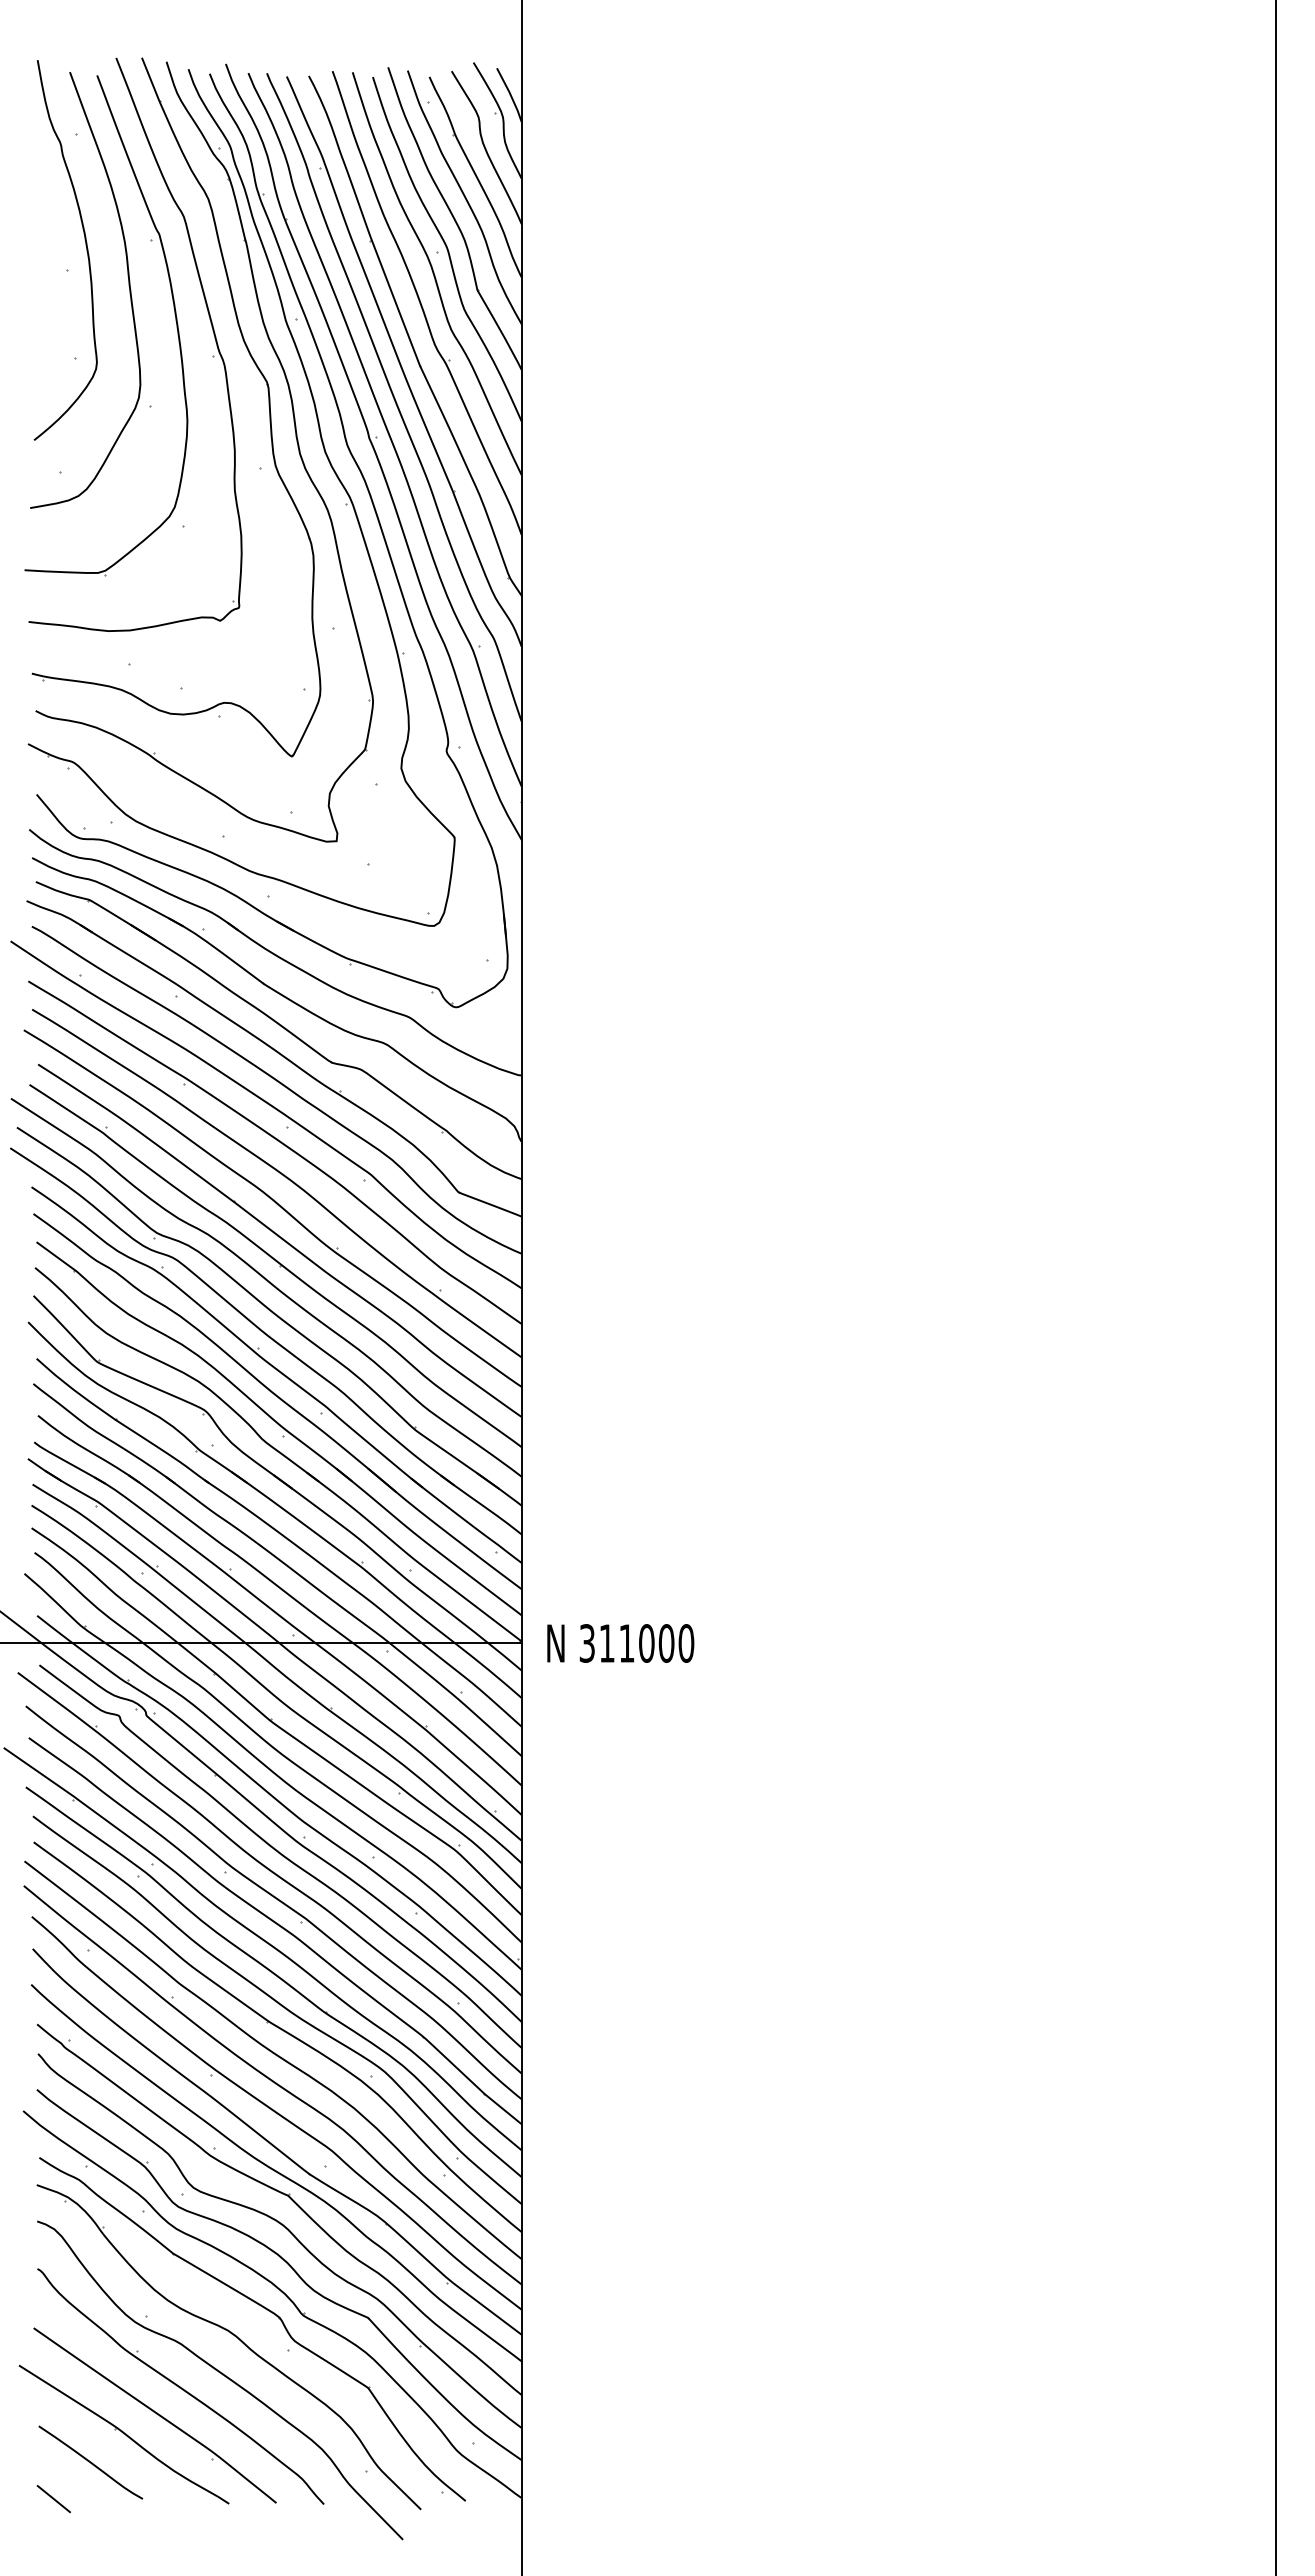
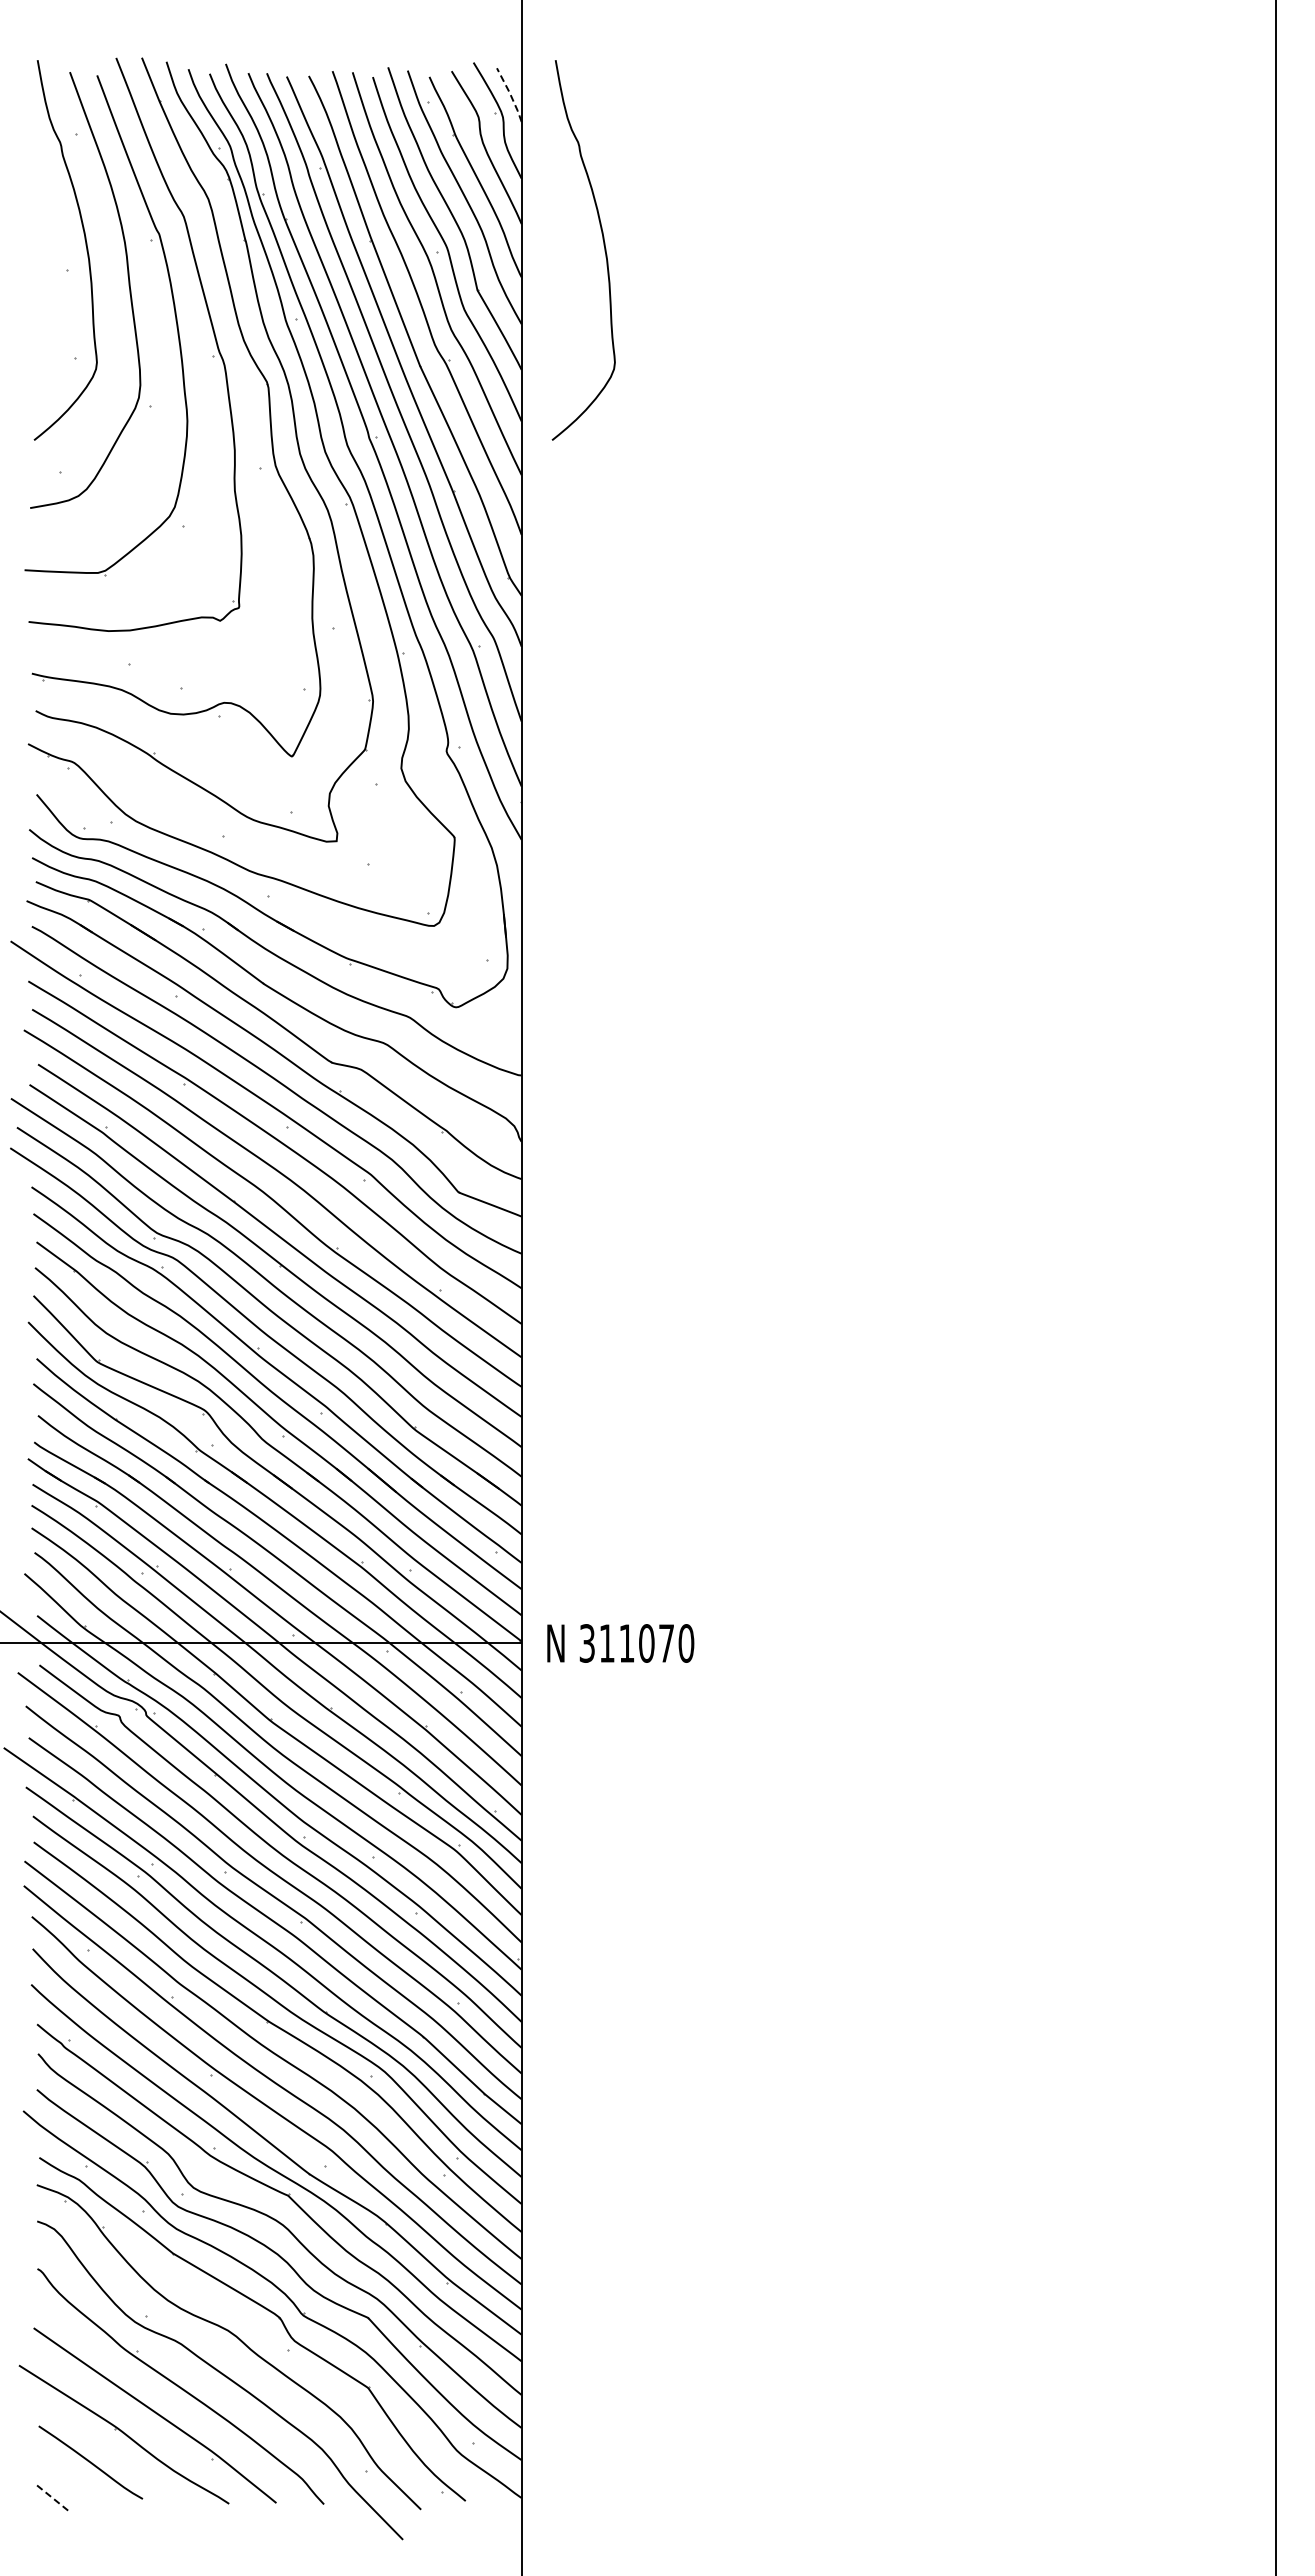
line: solid -> dashed (510, 94)
curve: none -> present (603, 245)
text: 311000 -> 311070 (666, 1643)
line: solid -> dashed (53, 2499)
